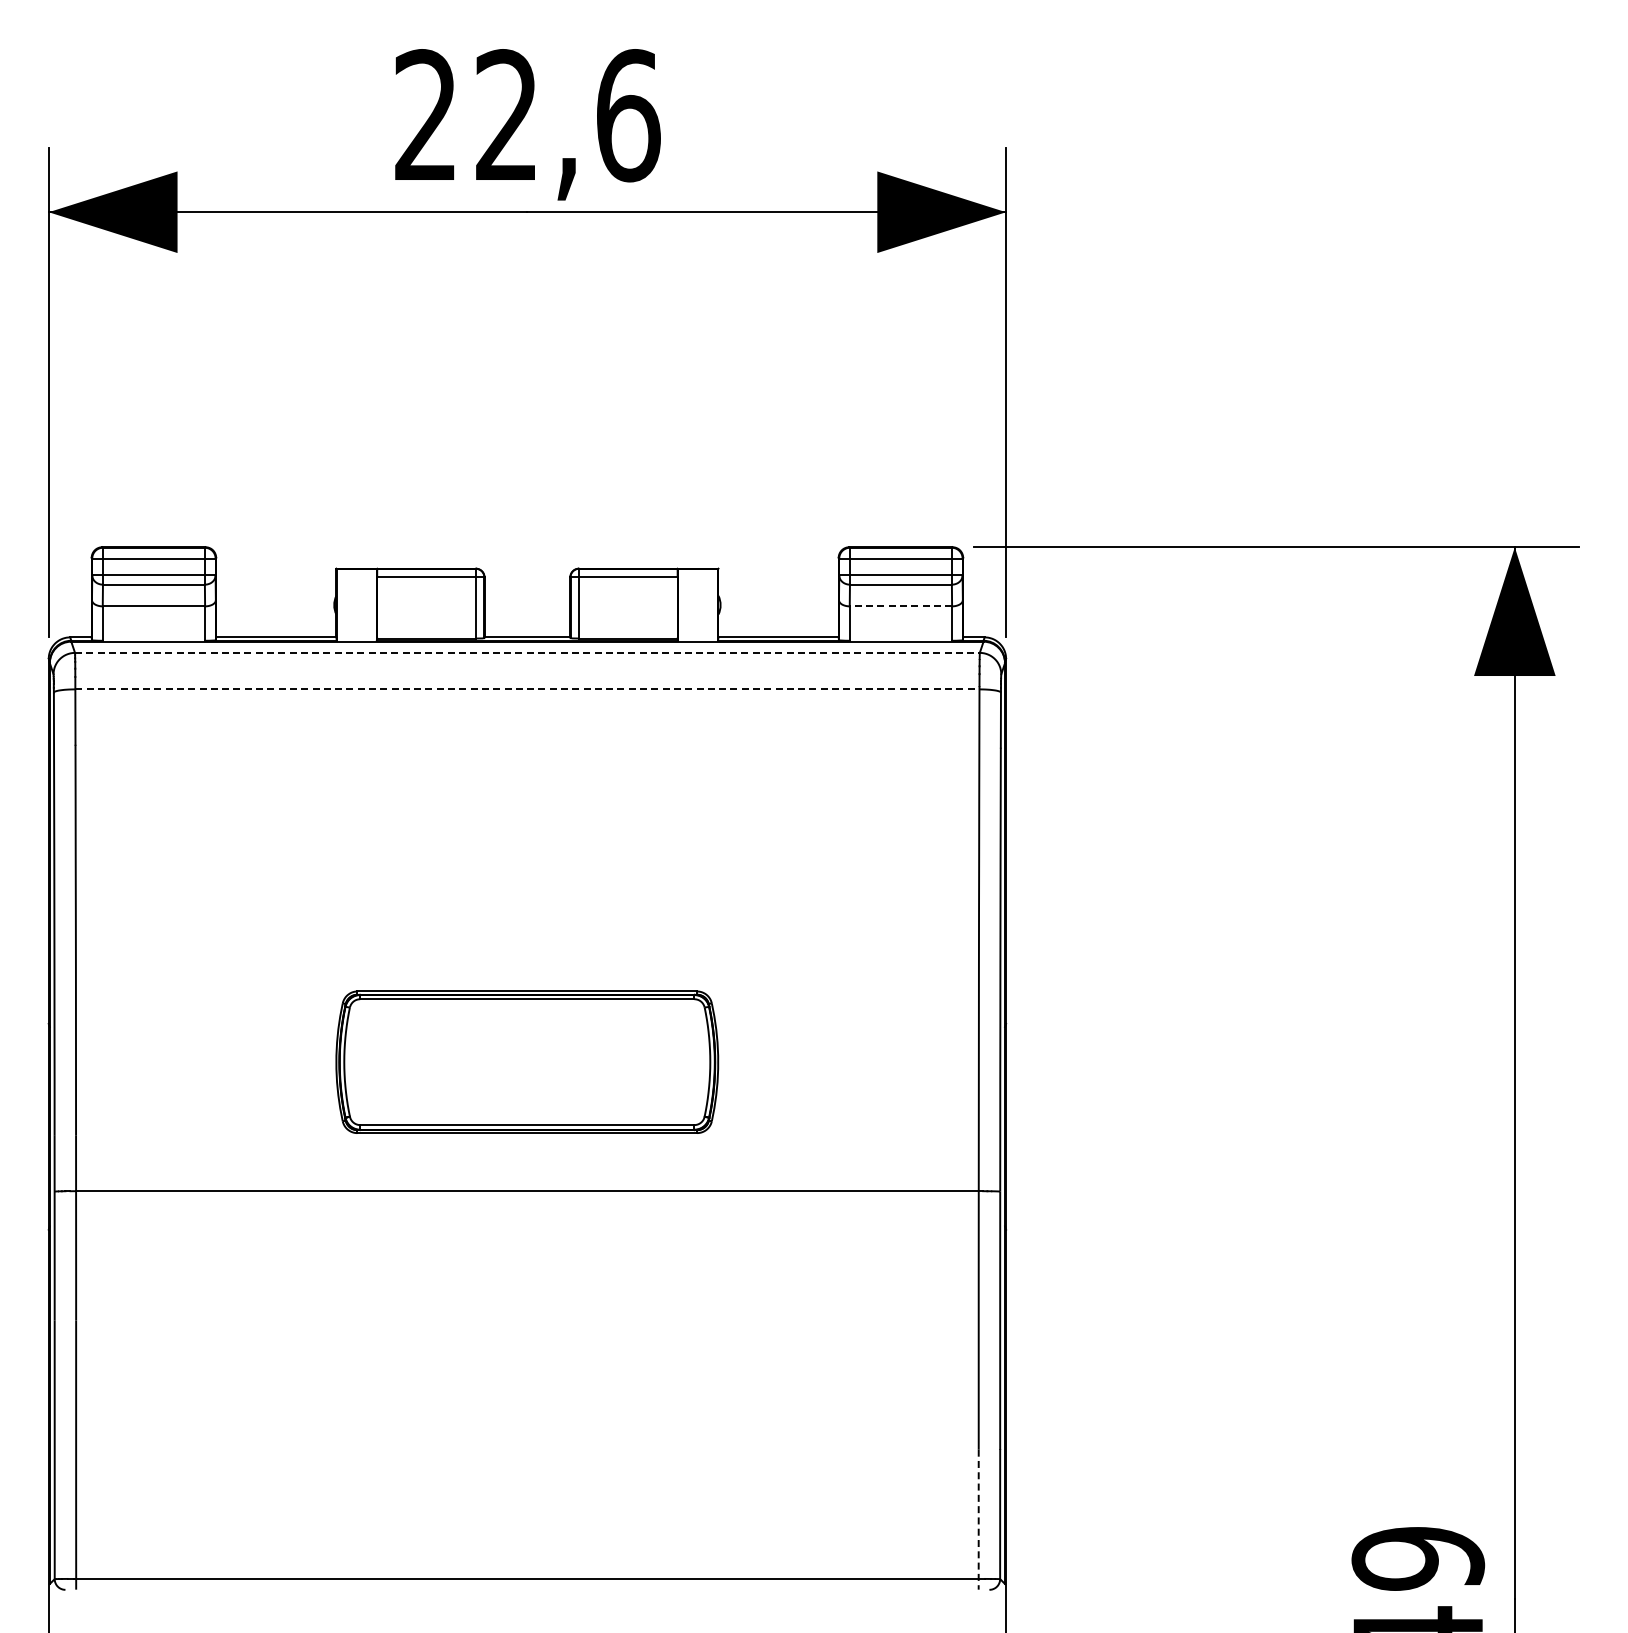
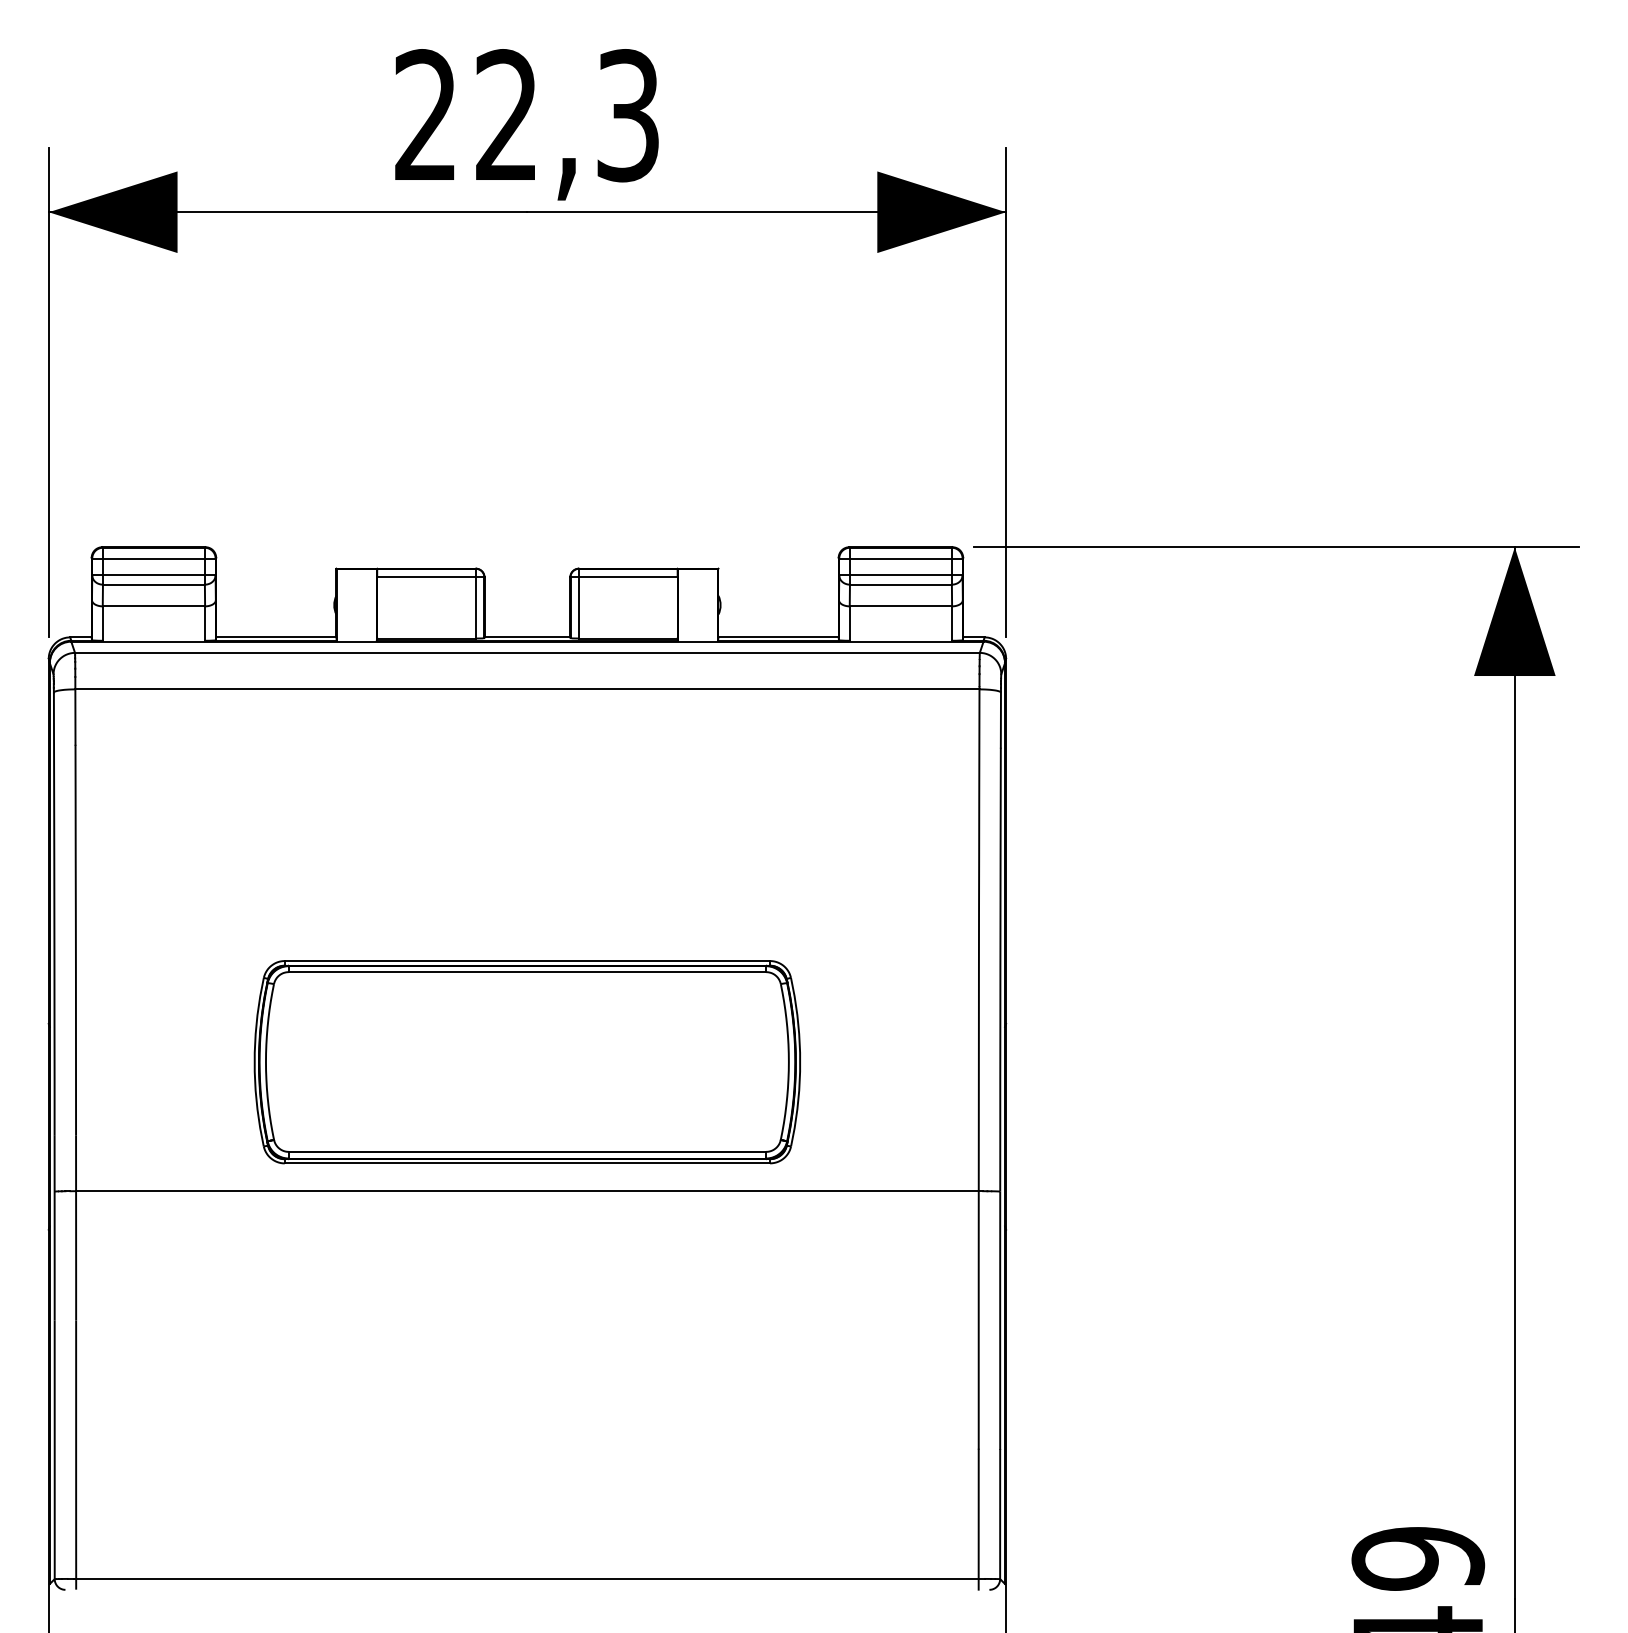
text: 22,6 -> 22,3 (628, 115)
line: dashed -> solid (900, 606)
line: dashed -> solid (527, 652)
line: dashed -> solid (527, 689)
part size: 385x144 px -> 548x205 px (526, 1062)
line: dashed -> solid (978, 1519)
